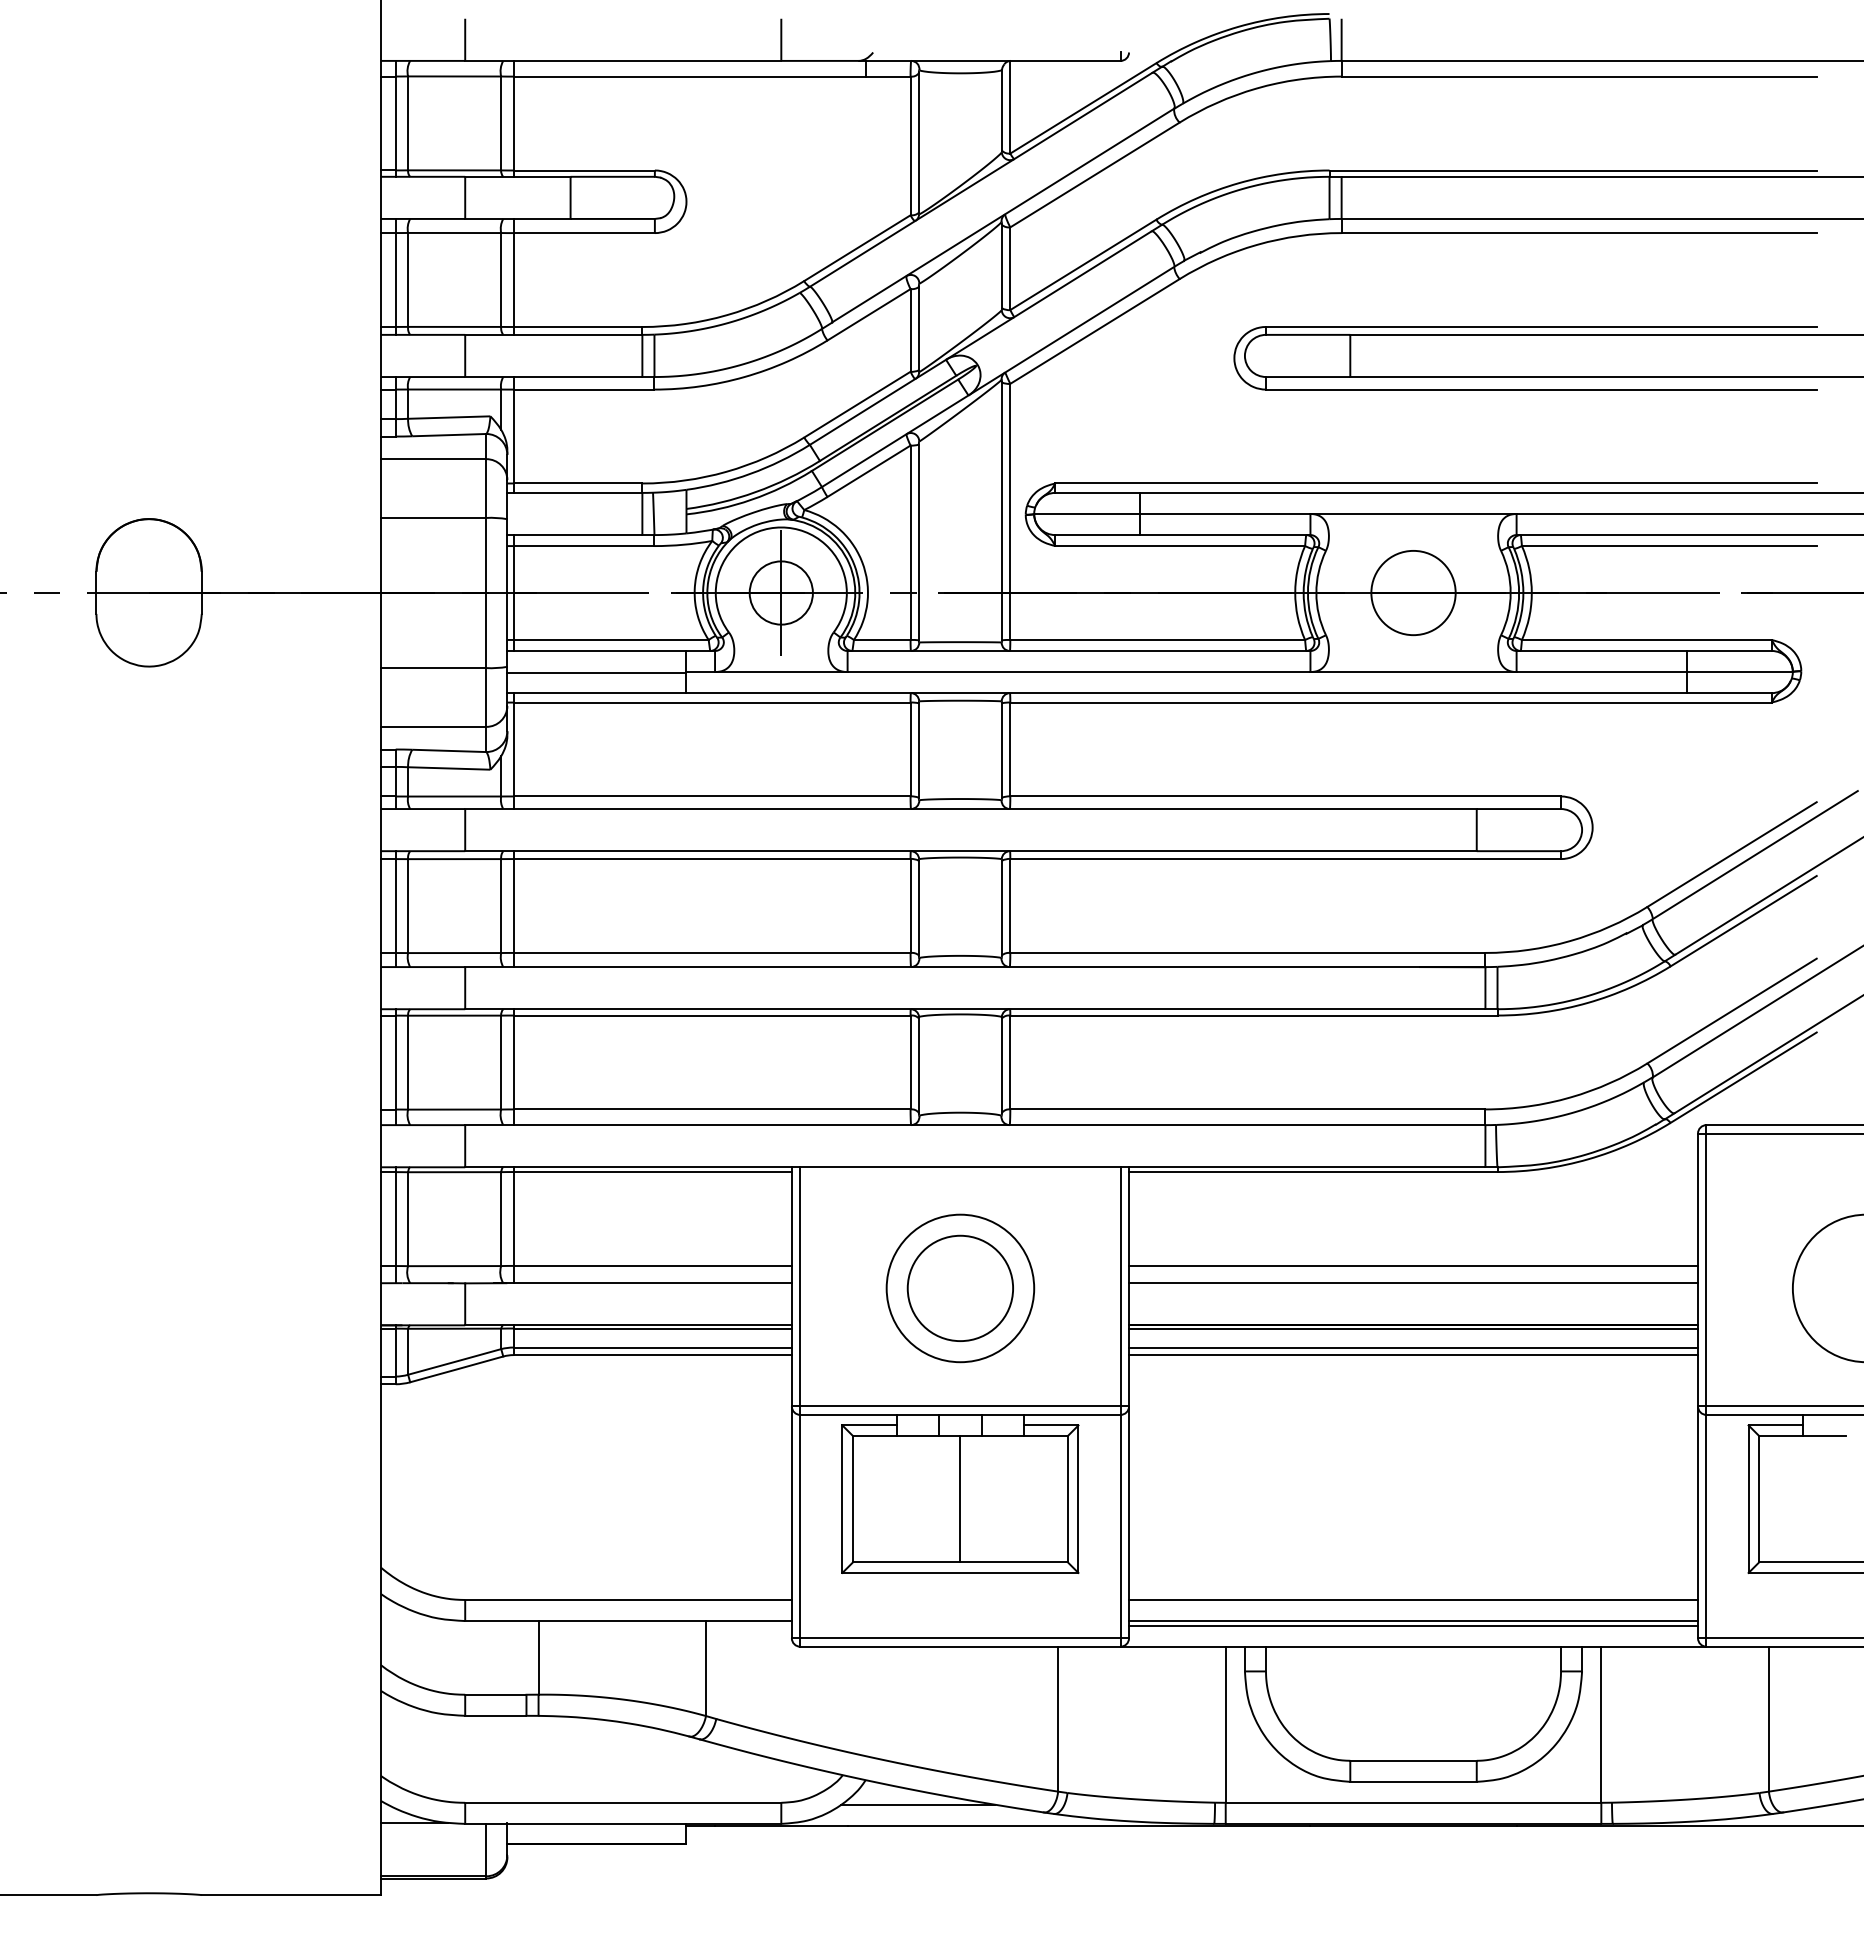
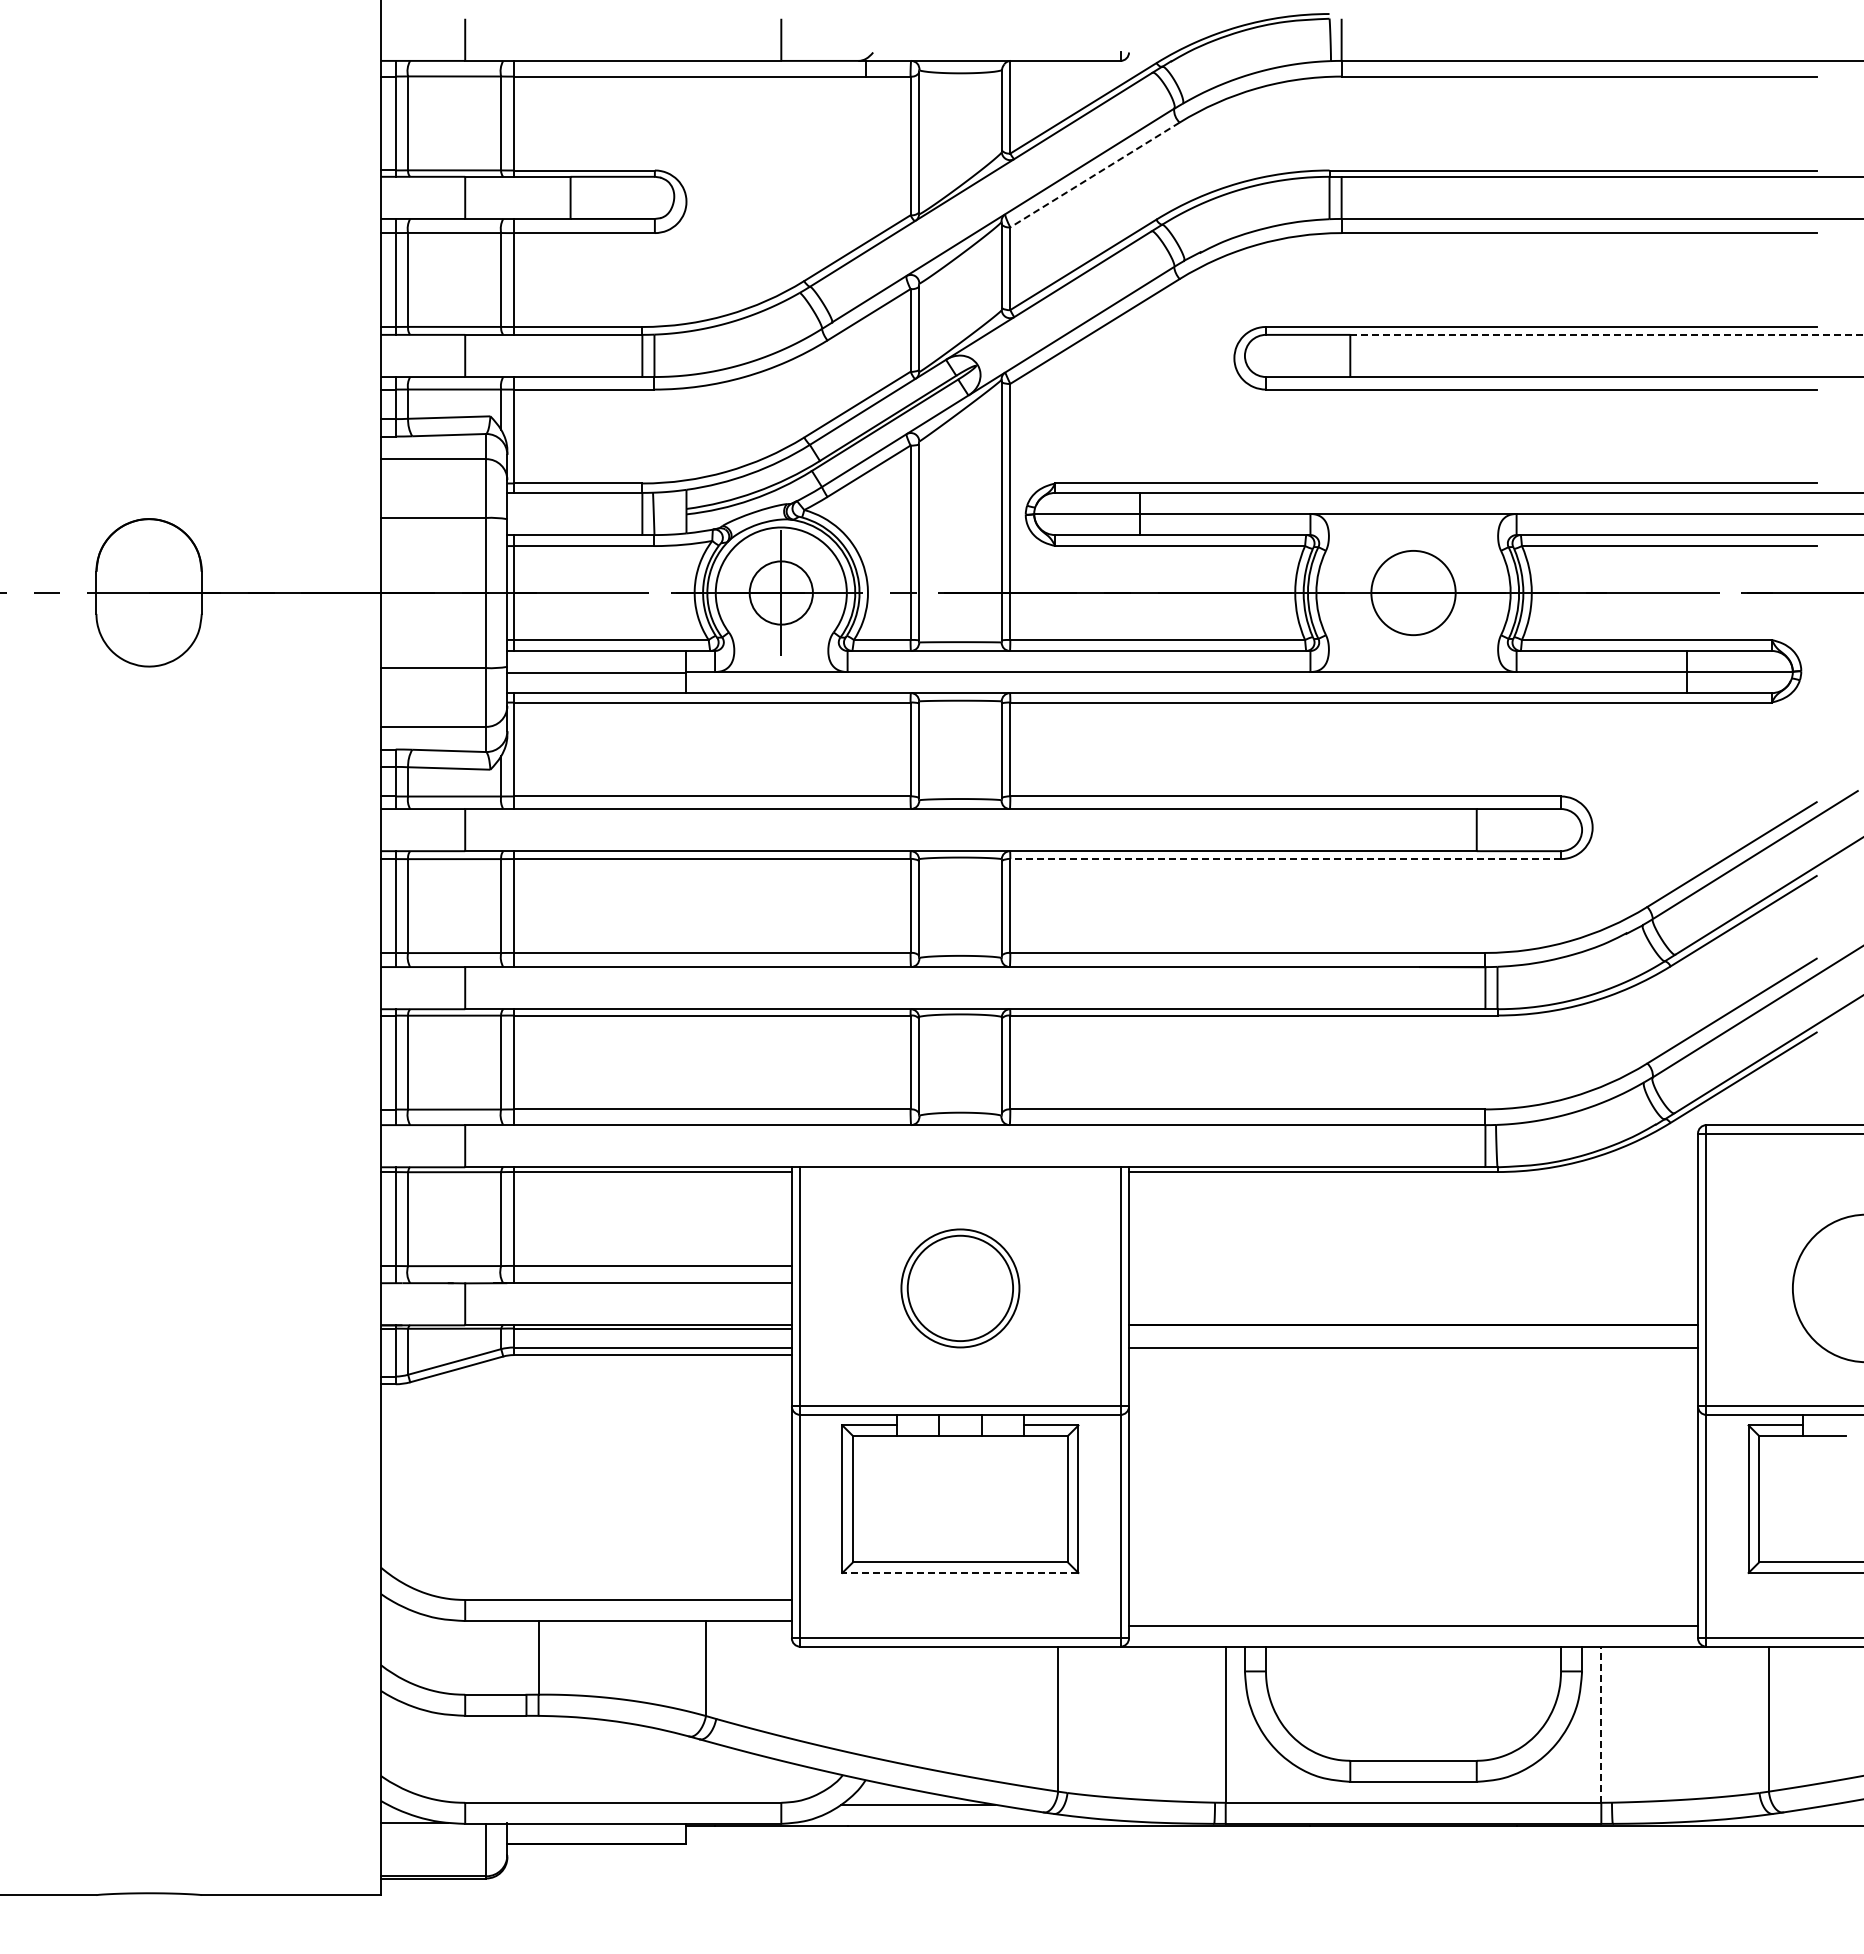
line: solid -> dashed (1095, 174)
line: solid -> dashed (1607, 334)
line: solid -> dashed (1285, 859)
line: present -> none (1413, 1265)
line: present -> none (1413, 1283)
circle diameter: 148 px -> 118 px (960, 1288)
line: present -> none (1413, 1328)
line: present -> none (1413, 1355)
line: present -> none (960, 1498)
line: solid -> dashed (959, 1572)
line: present -> none (1413, 1599)
line: present -> none (1413, 1621)
line: solid -> dashed (1601, 1724)
